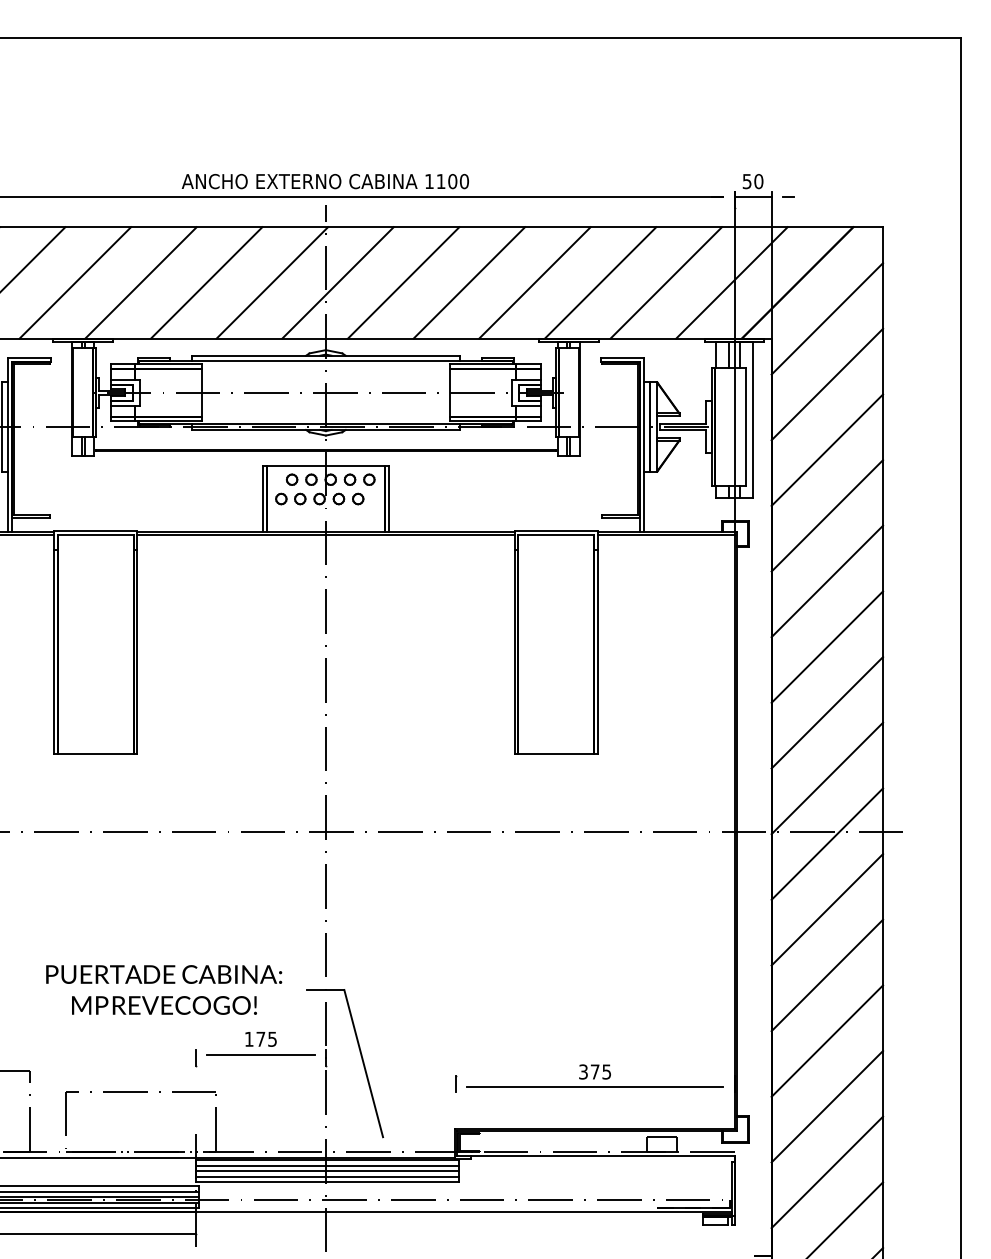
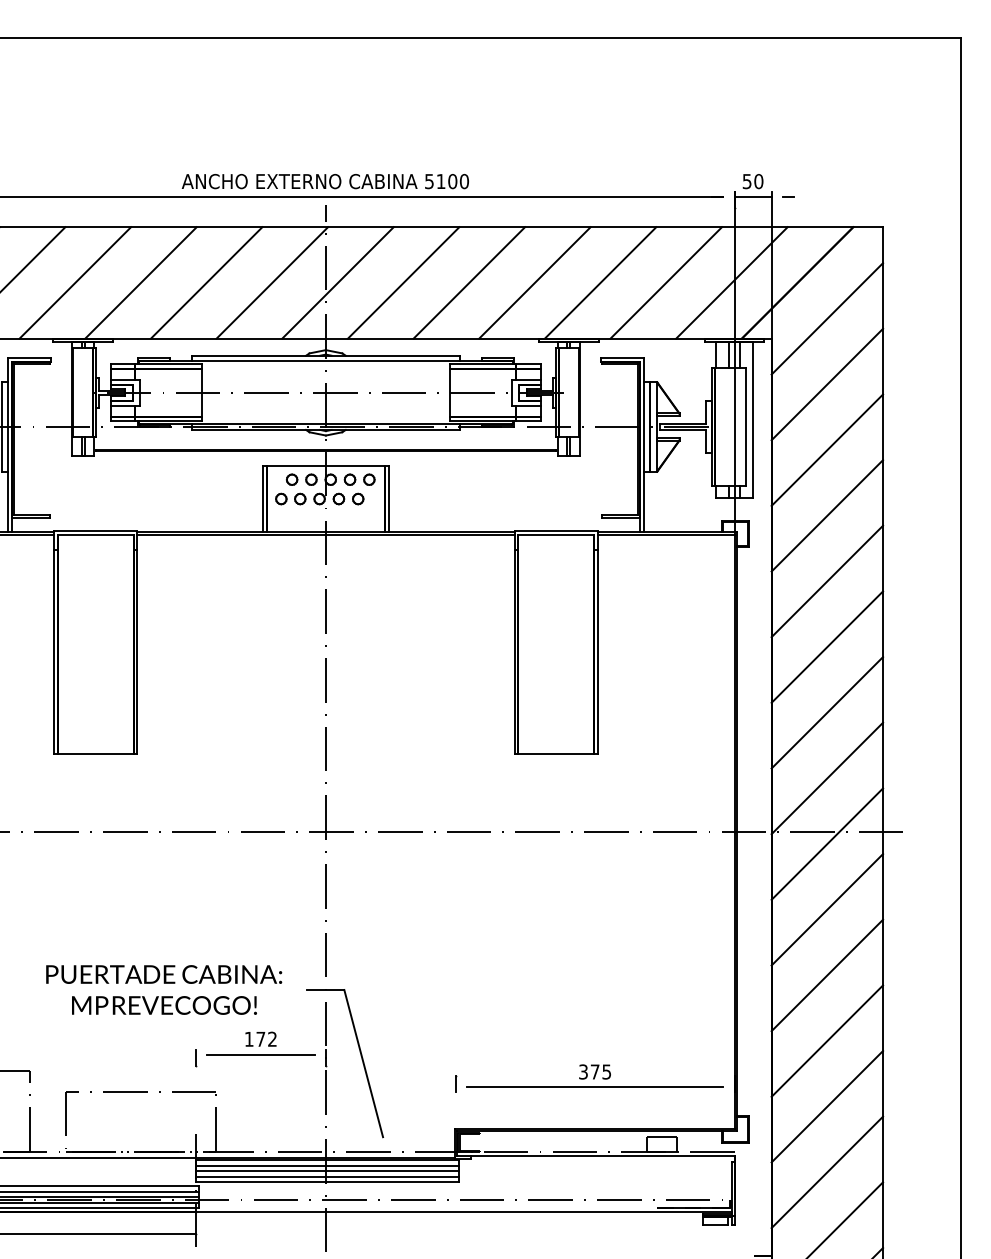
text: 1100 -> 5100 (429, 181)
text: 175 -> 172 (272, 1038)
